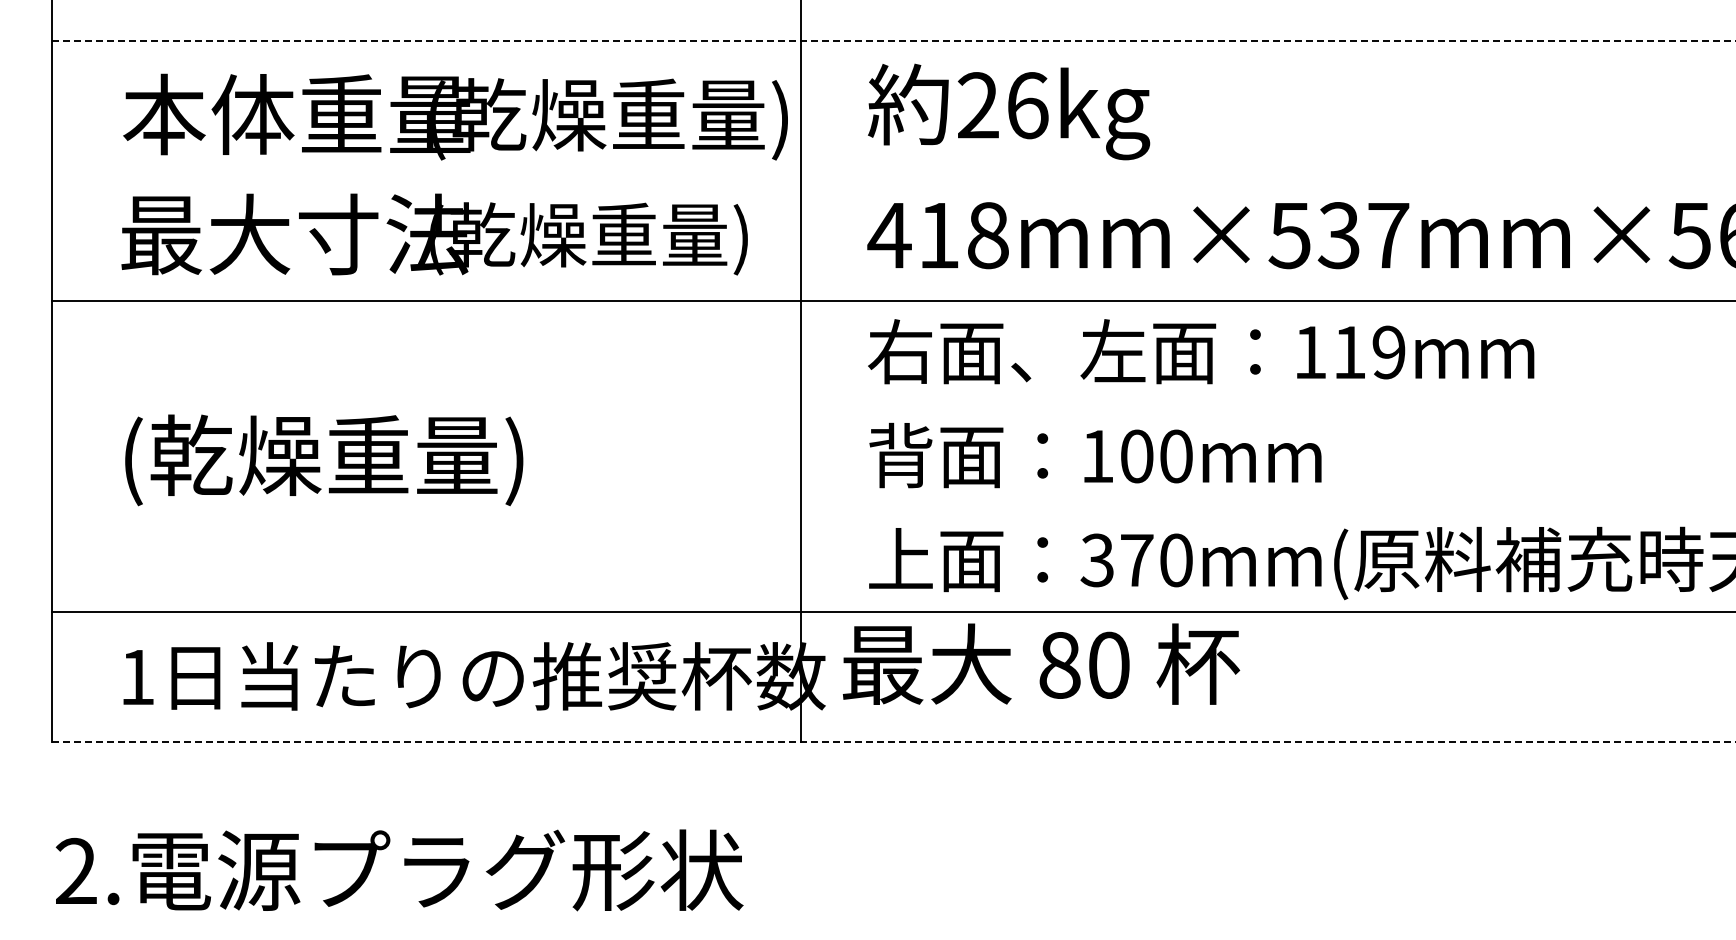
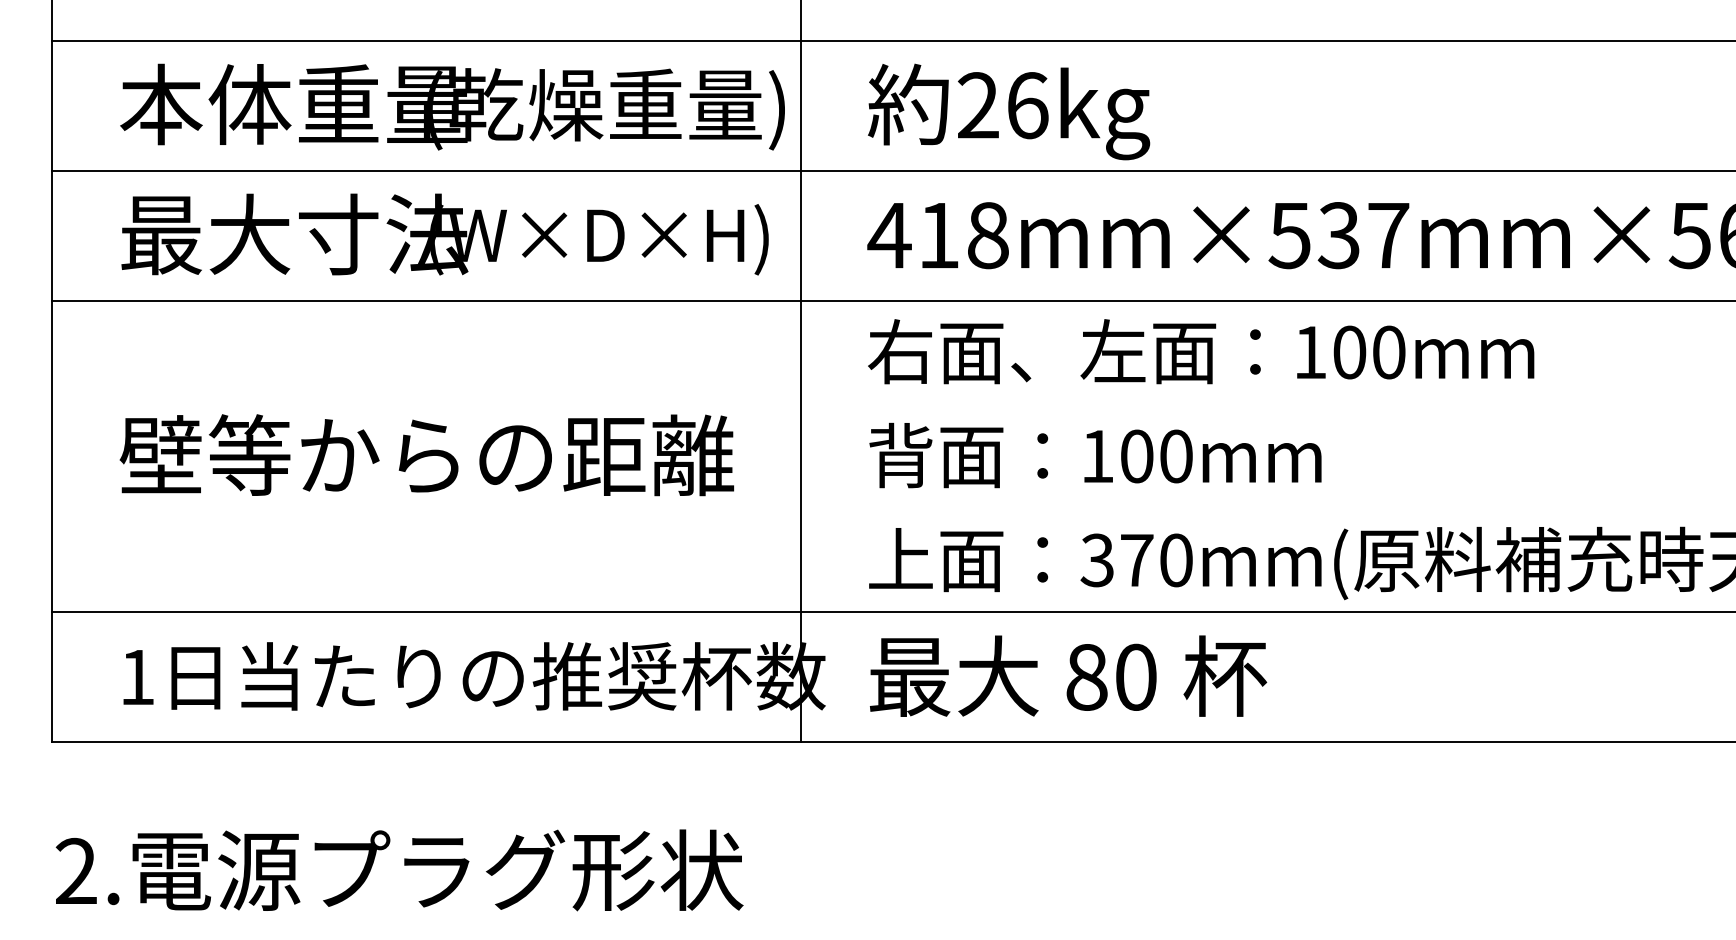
line: dashed -> solid (894, 40)
text position: (455, 116) -> (452, 106) (452, 106)
line: none -> present (892, 170)
text: (乾燥重量) -> (W×D×H) (608, 238)
text: 119mm -> 100mm (1369, 352)
text: (乾燥重量) -> 壁等からの距離 (426, 460)
text position: (1041, 663) -> (1068, 675) (1068, 675)
line: dashed -> solid (894, 742)
